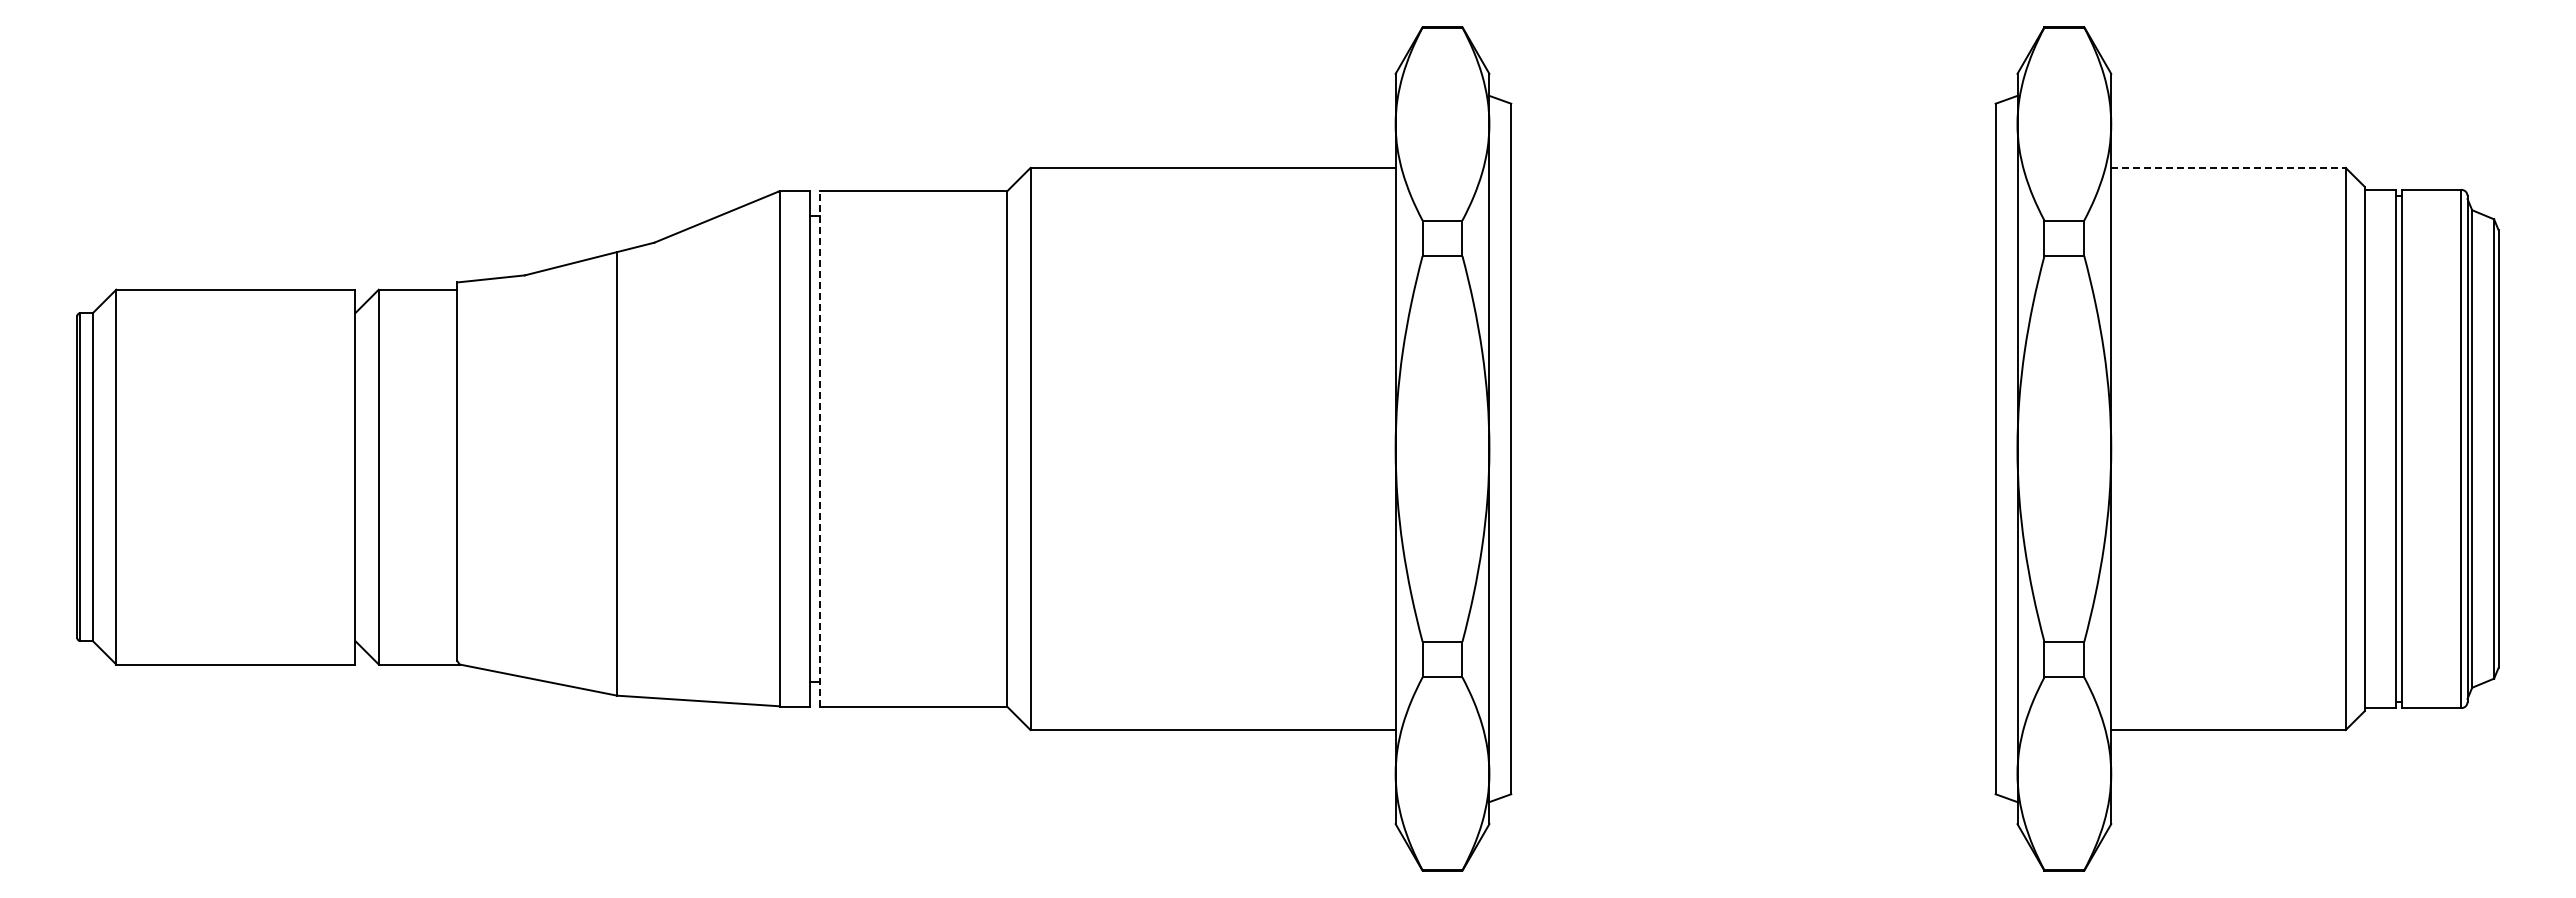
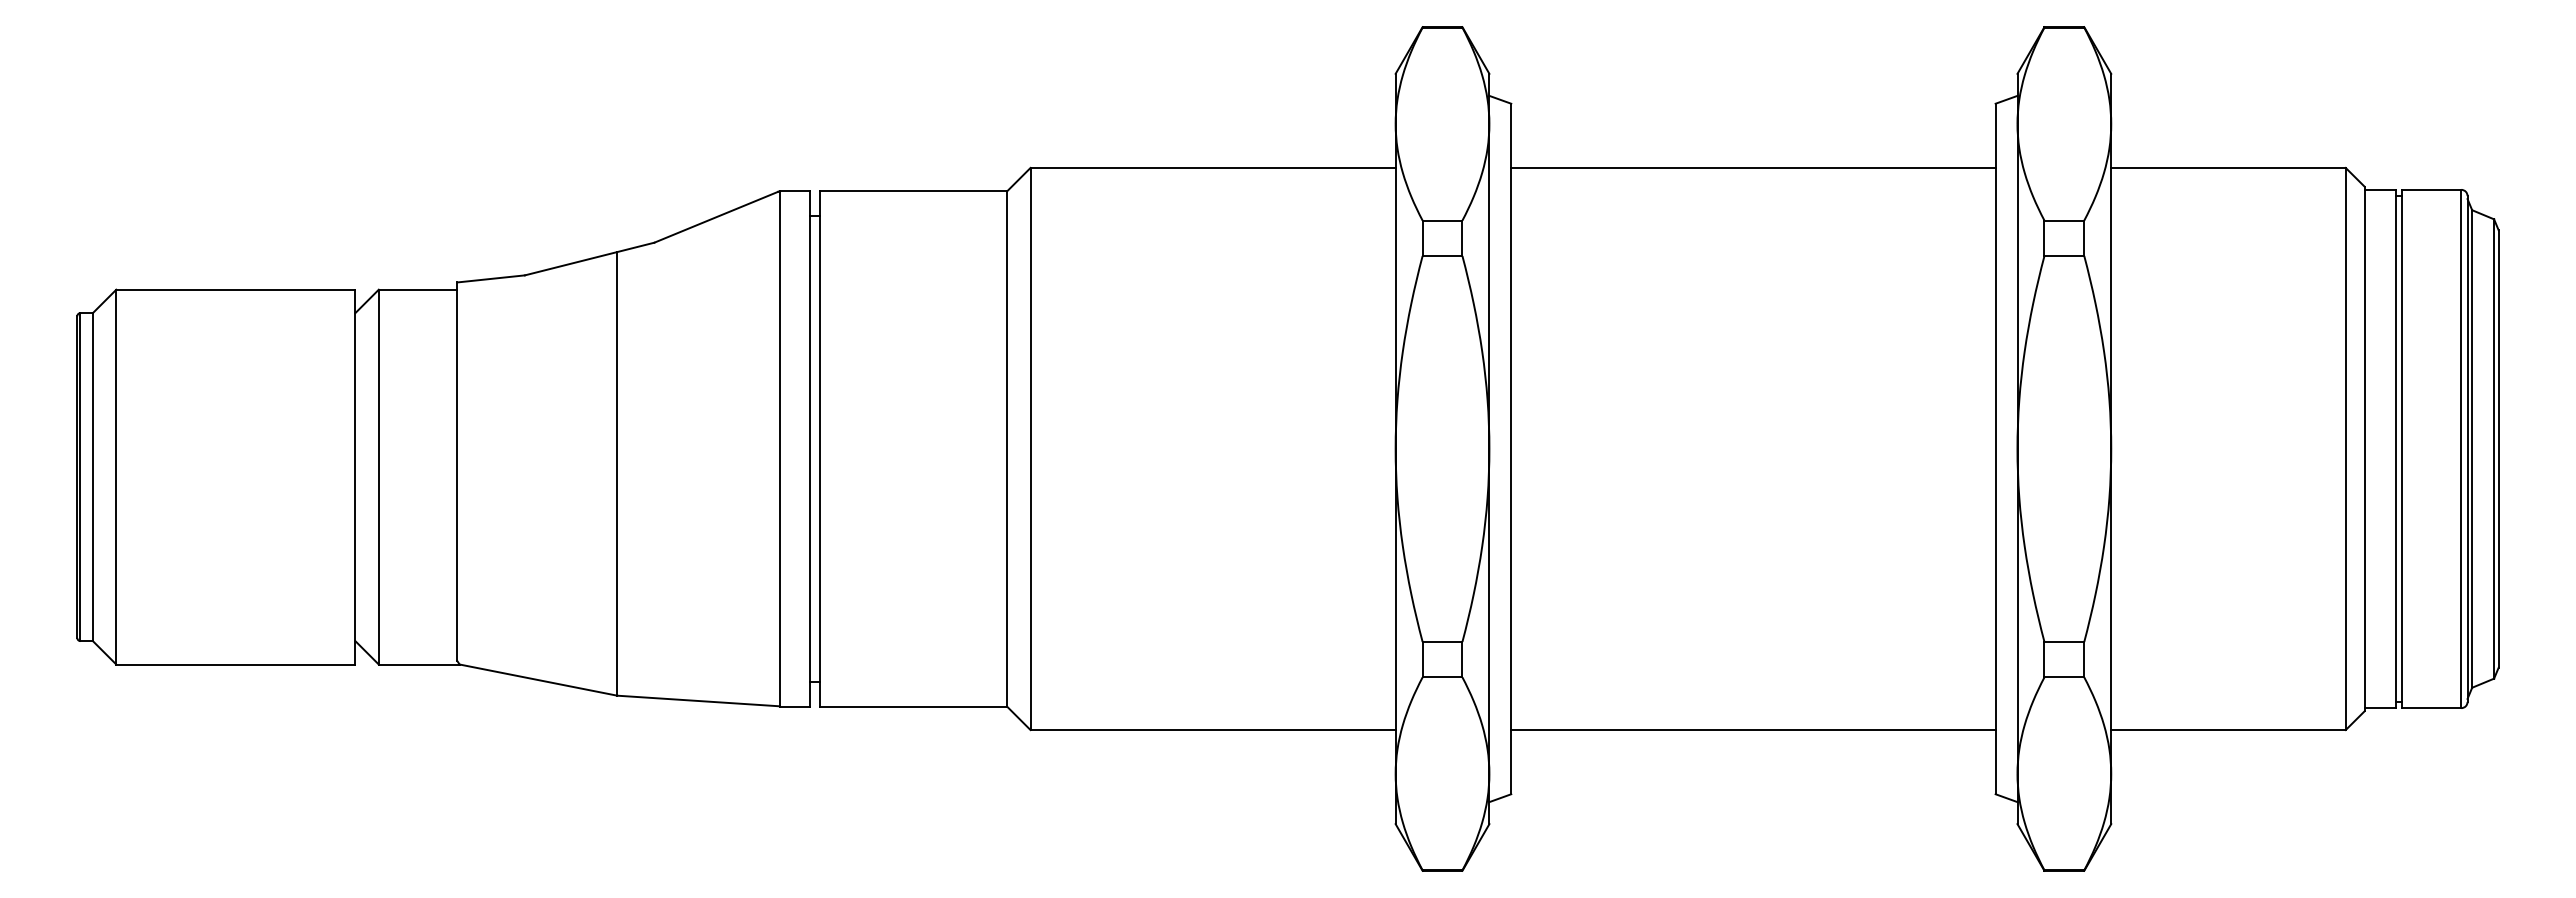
line: none -> present (1753, 167)
line: dashed -> solid (2229, 167)
line: dashed -> solid (819, 449)
line: none -> present (1753, 730)
